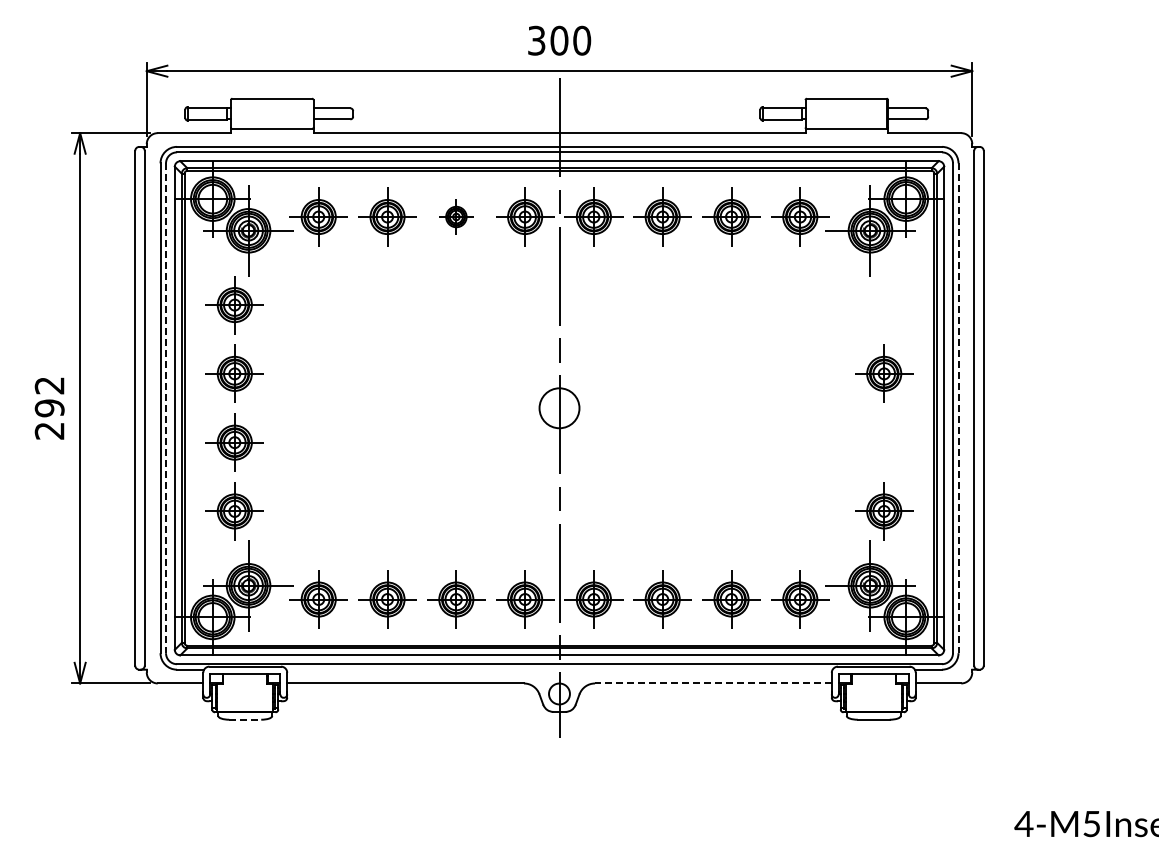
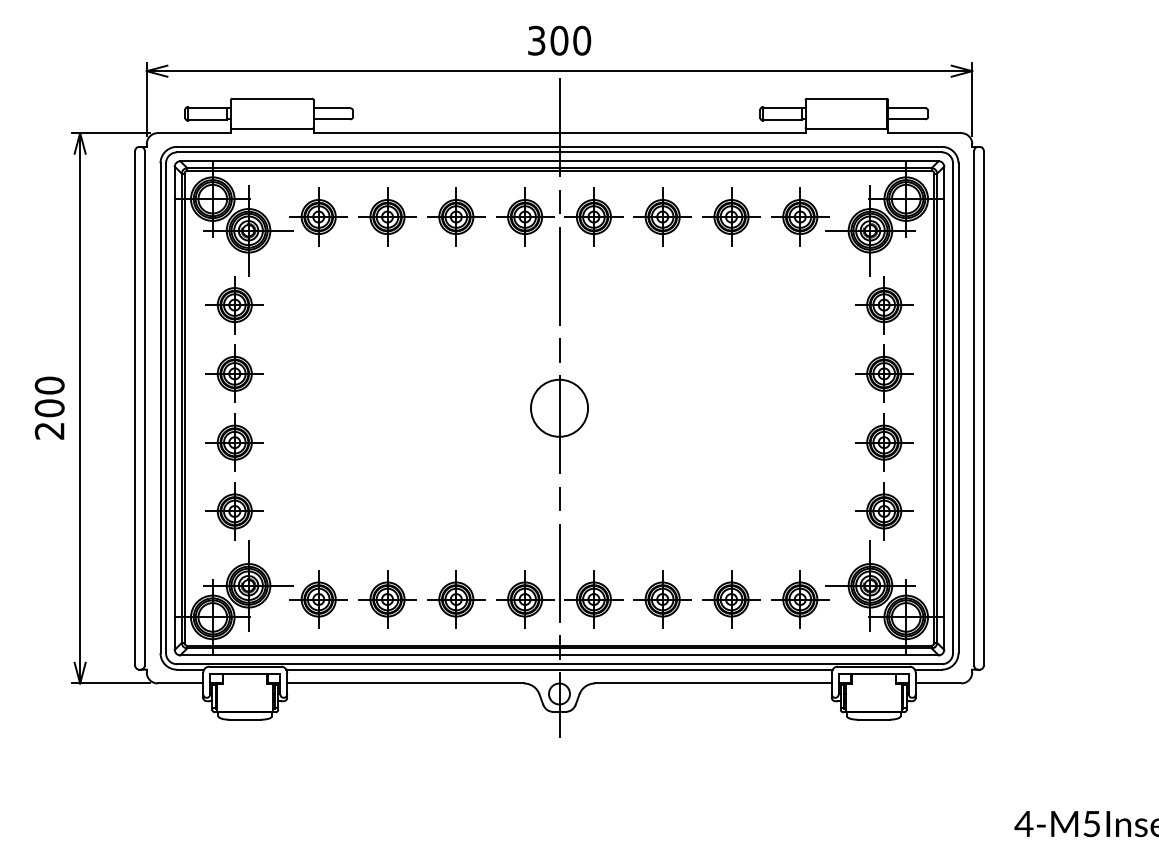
part size: 35x36 px -> 59x60 px (456, 216)
part: none -> present (884, 305)
text: 292 -> 200 (49, 396)
line: dashed -> solid (166, 408)
circle diameter: 40 px -> 57 px (559, 407)
line: dashed -> solid (958, 408)
part: none -> present (884, 442)
line: none -> present (559, 669)
line: dashed -> solid (712, 683)
line: dashed -> solid (245, 719)
